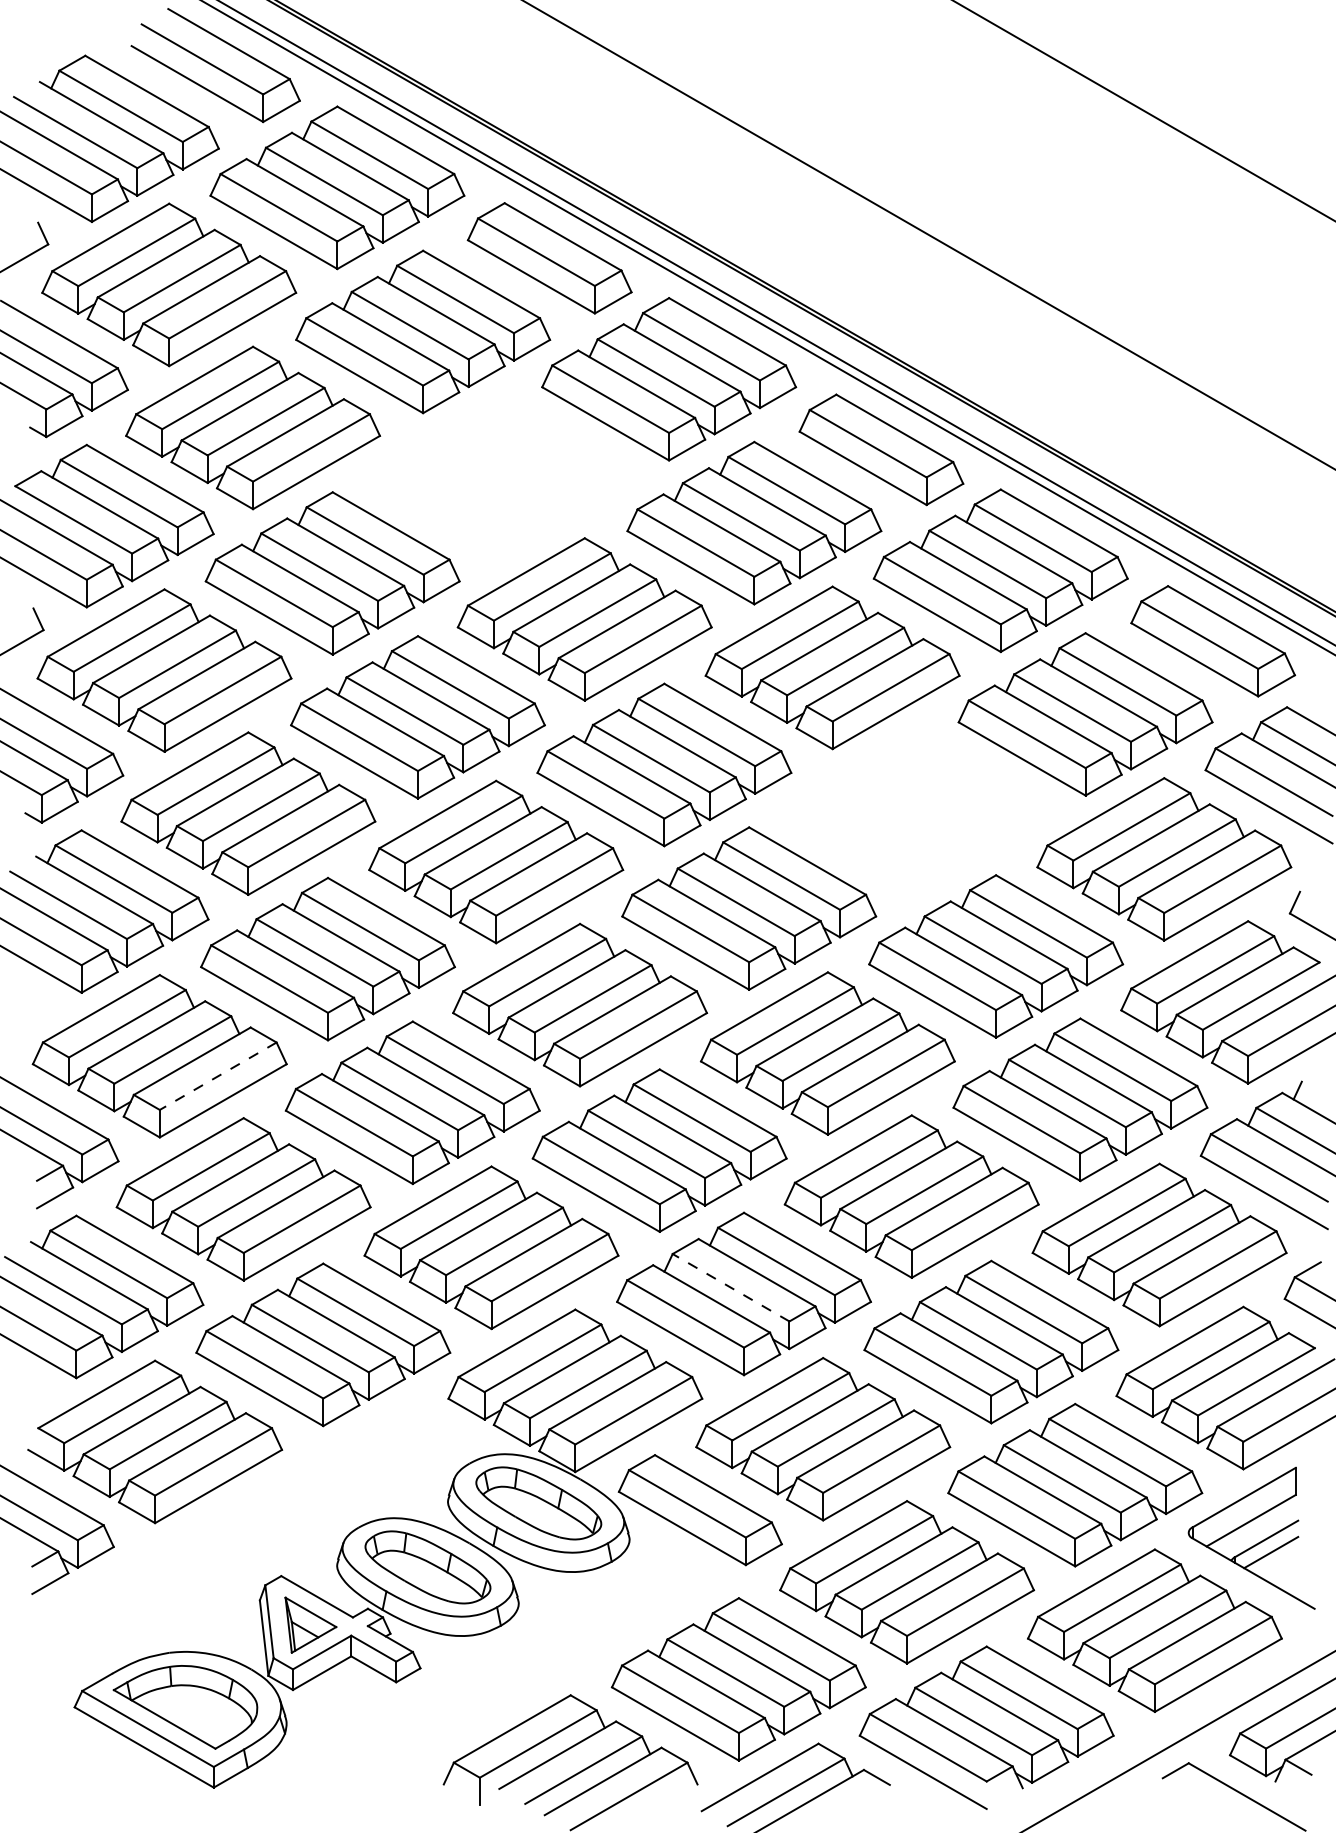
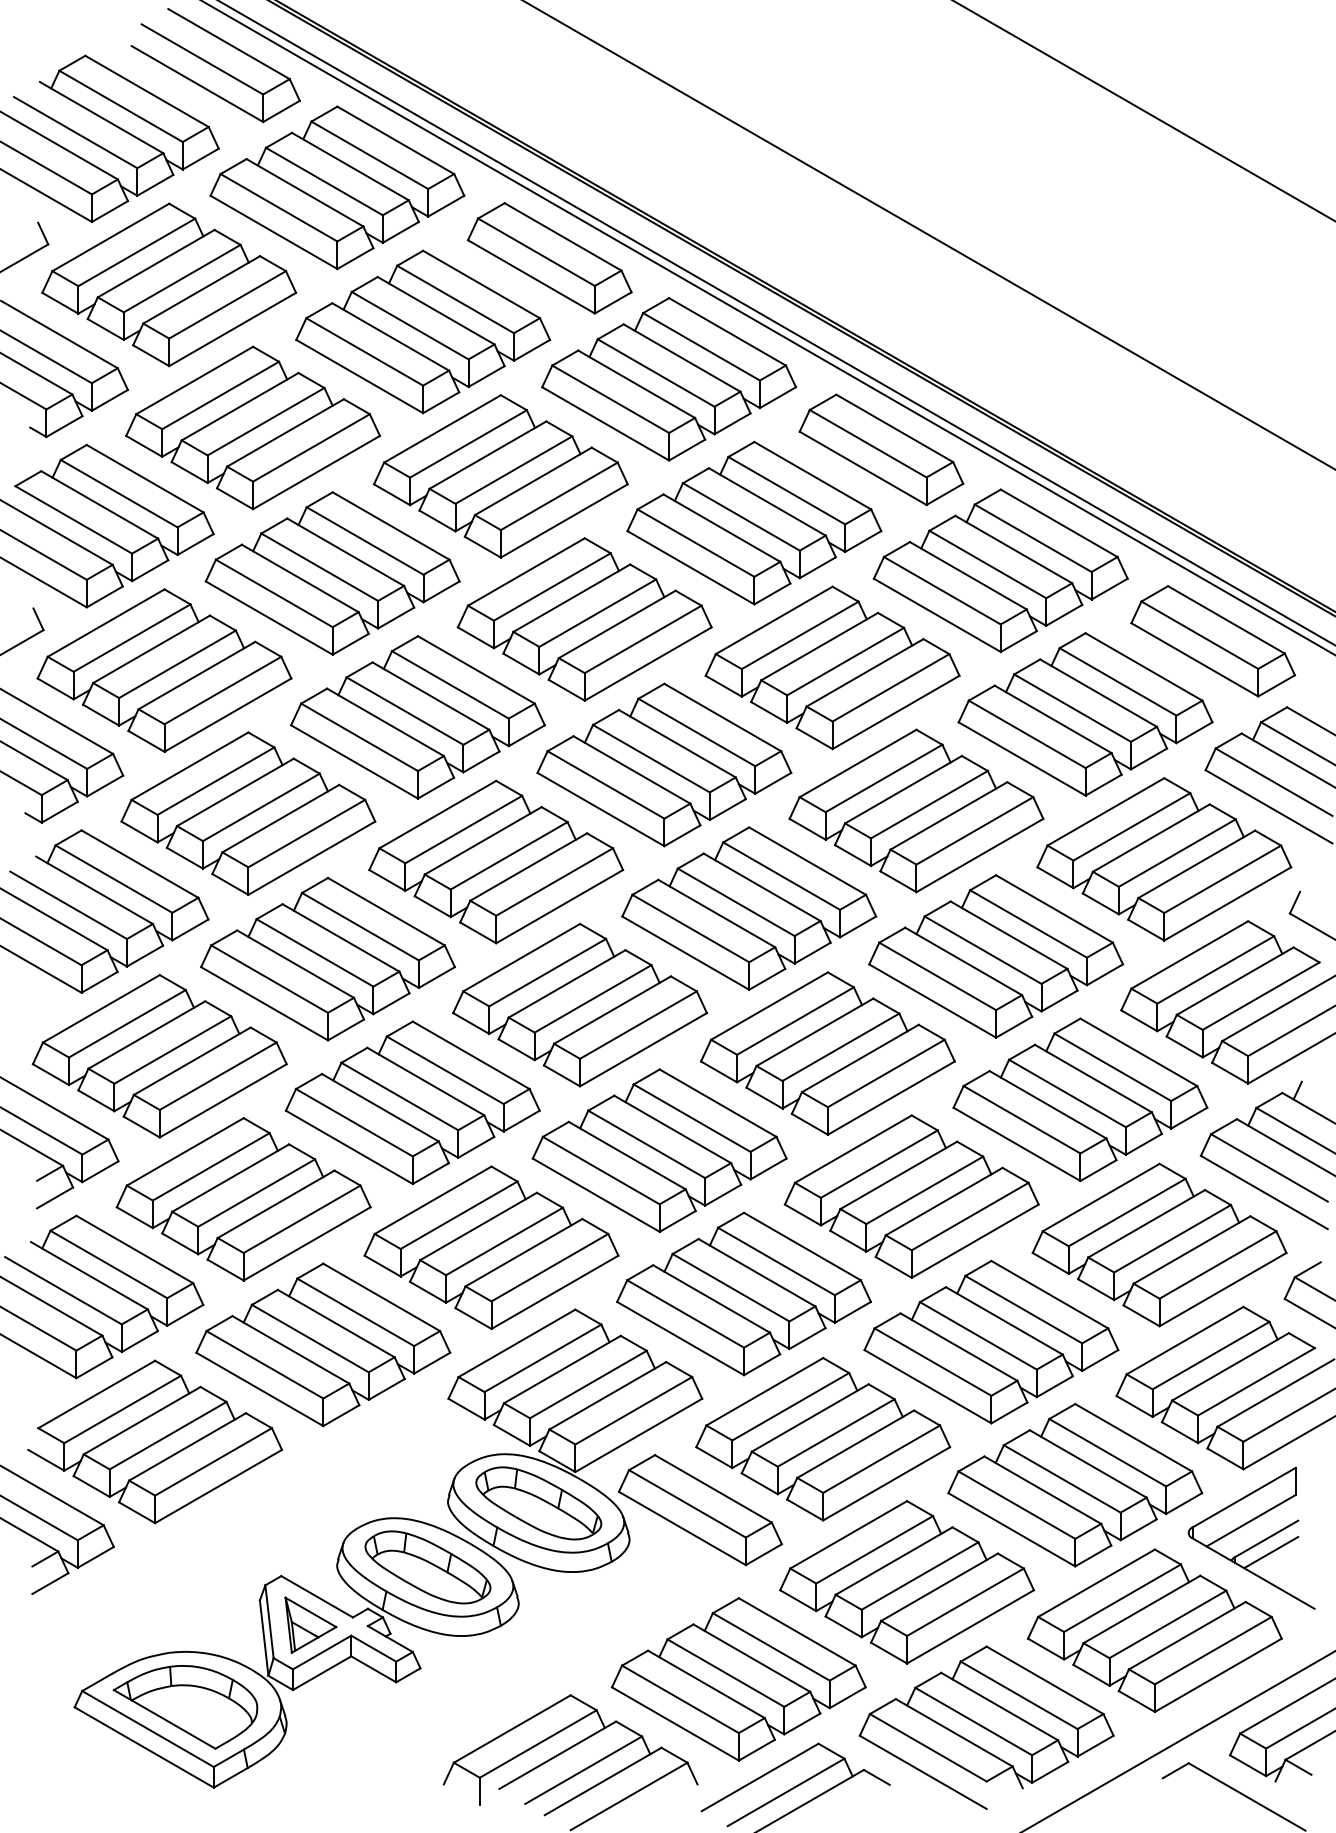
part: none -> present (500, 476)
part: none -> present (916, 810)
line: dashed -> solid (217, 1076)
line: dashed -> solid (730, 1287)
